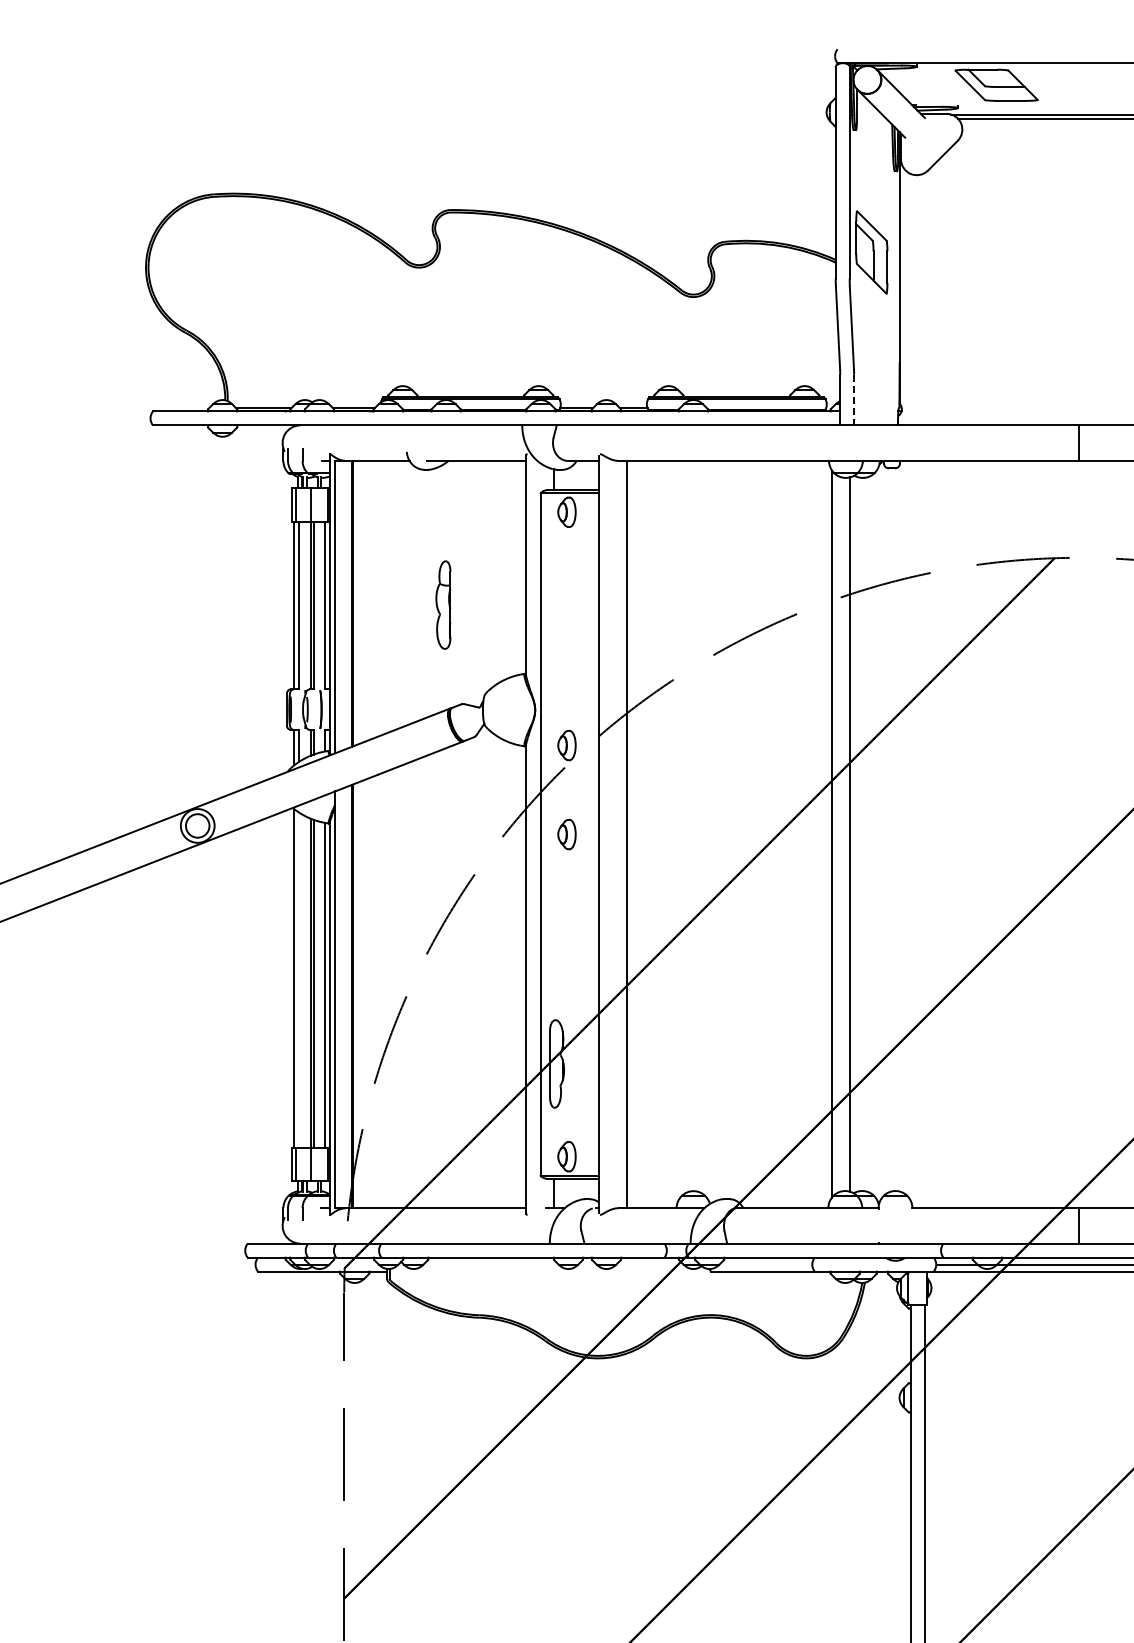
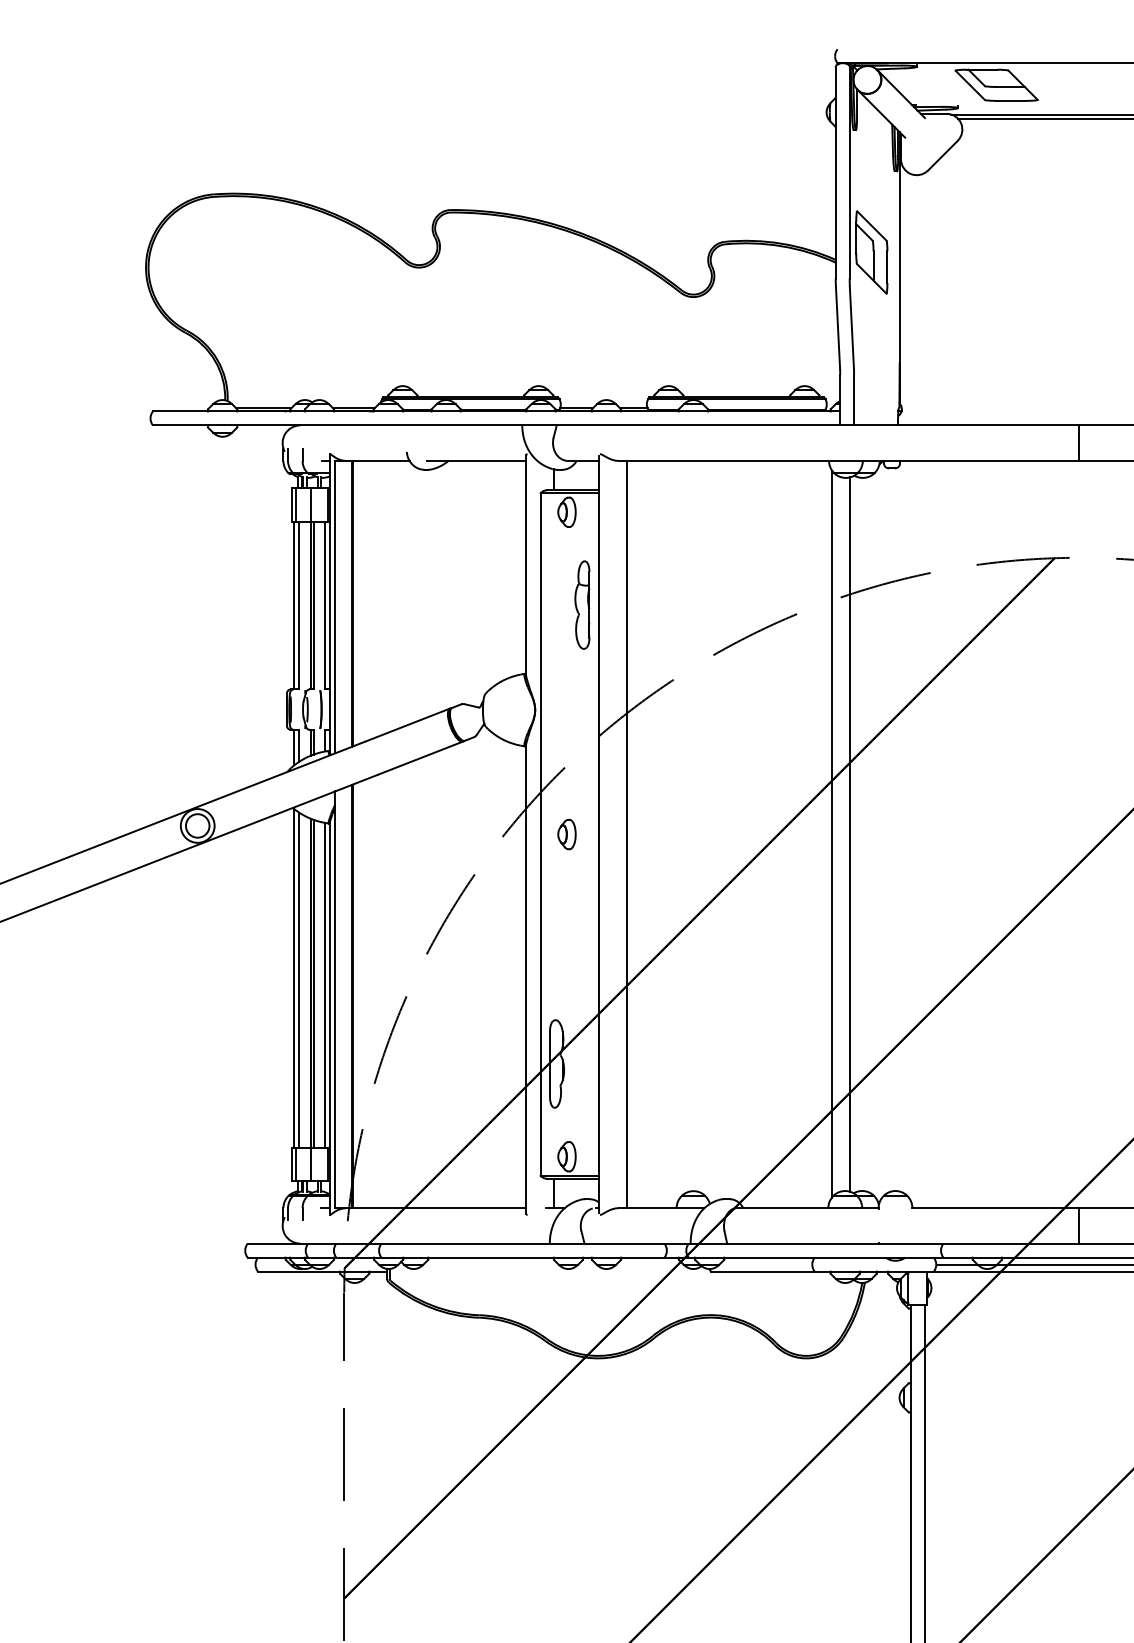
line: dashed -> solid (854, 400)
part position: (443, 604) -> (582, 604) (582, 604)
part: present -> none (566, 745)
line: none -> present (299, 979)
